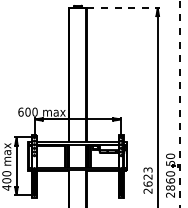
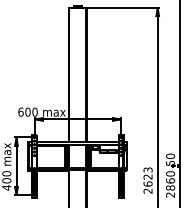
line: dashed -> solid (124, 7)
line: dashed -> solid (180, 104)
